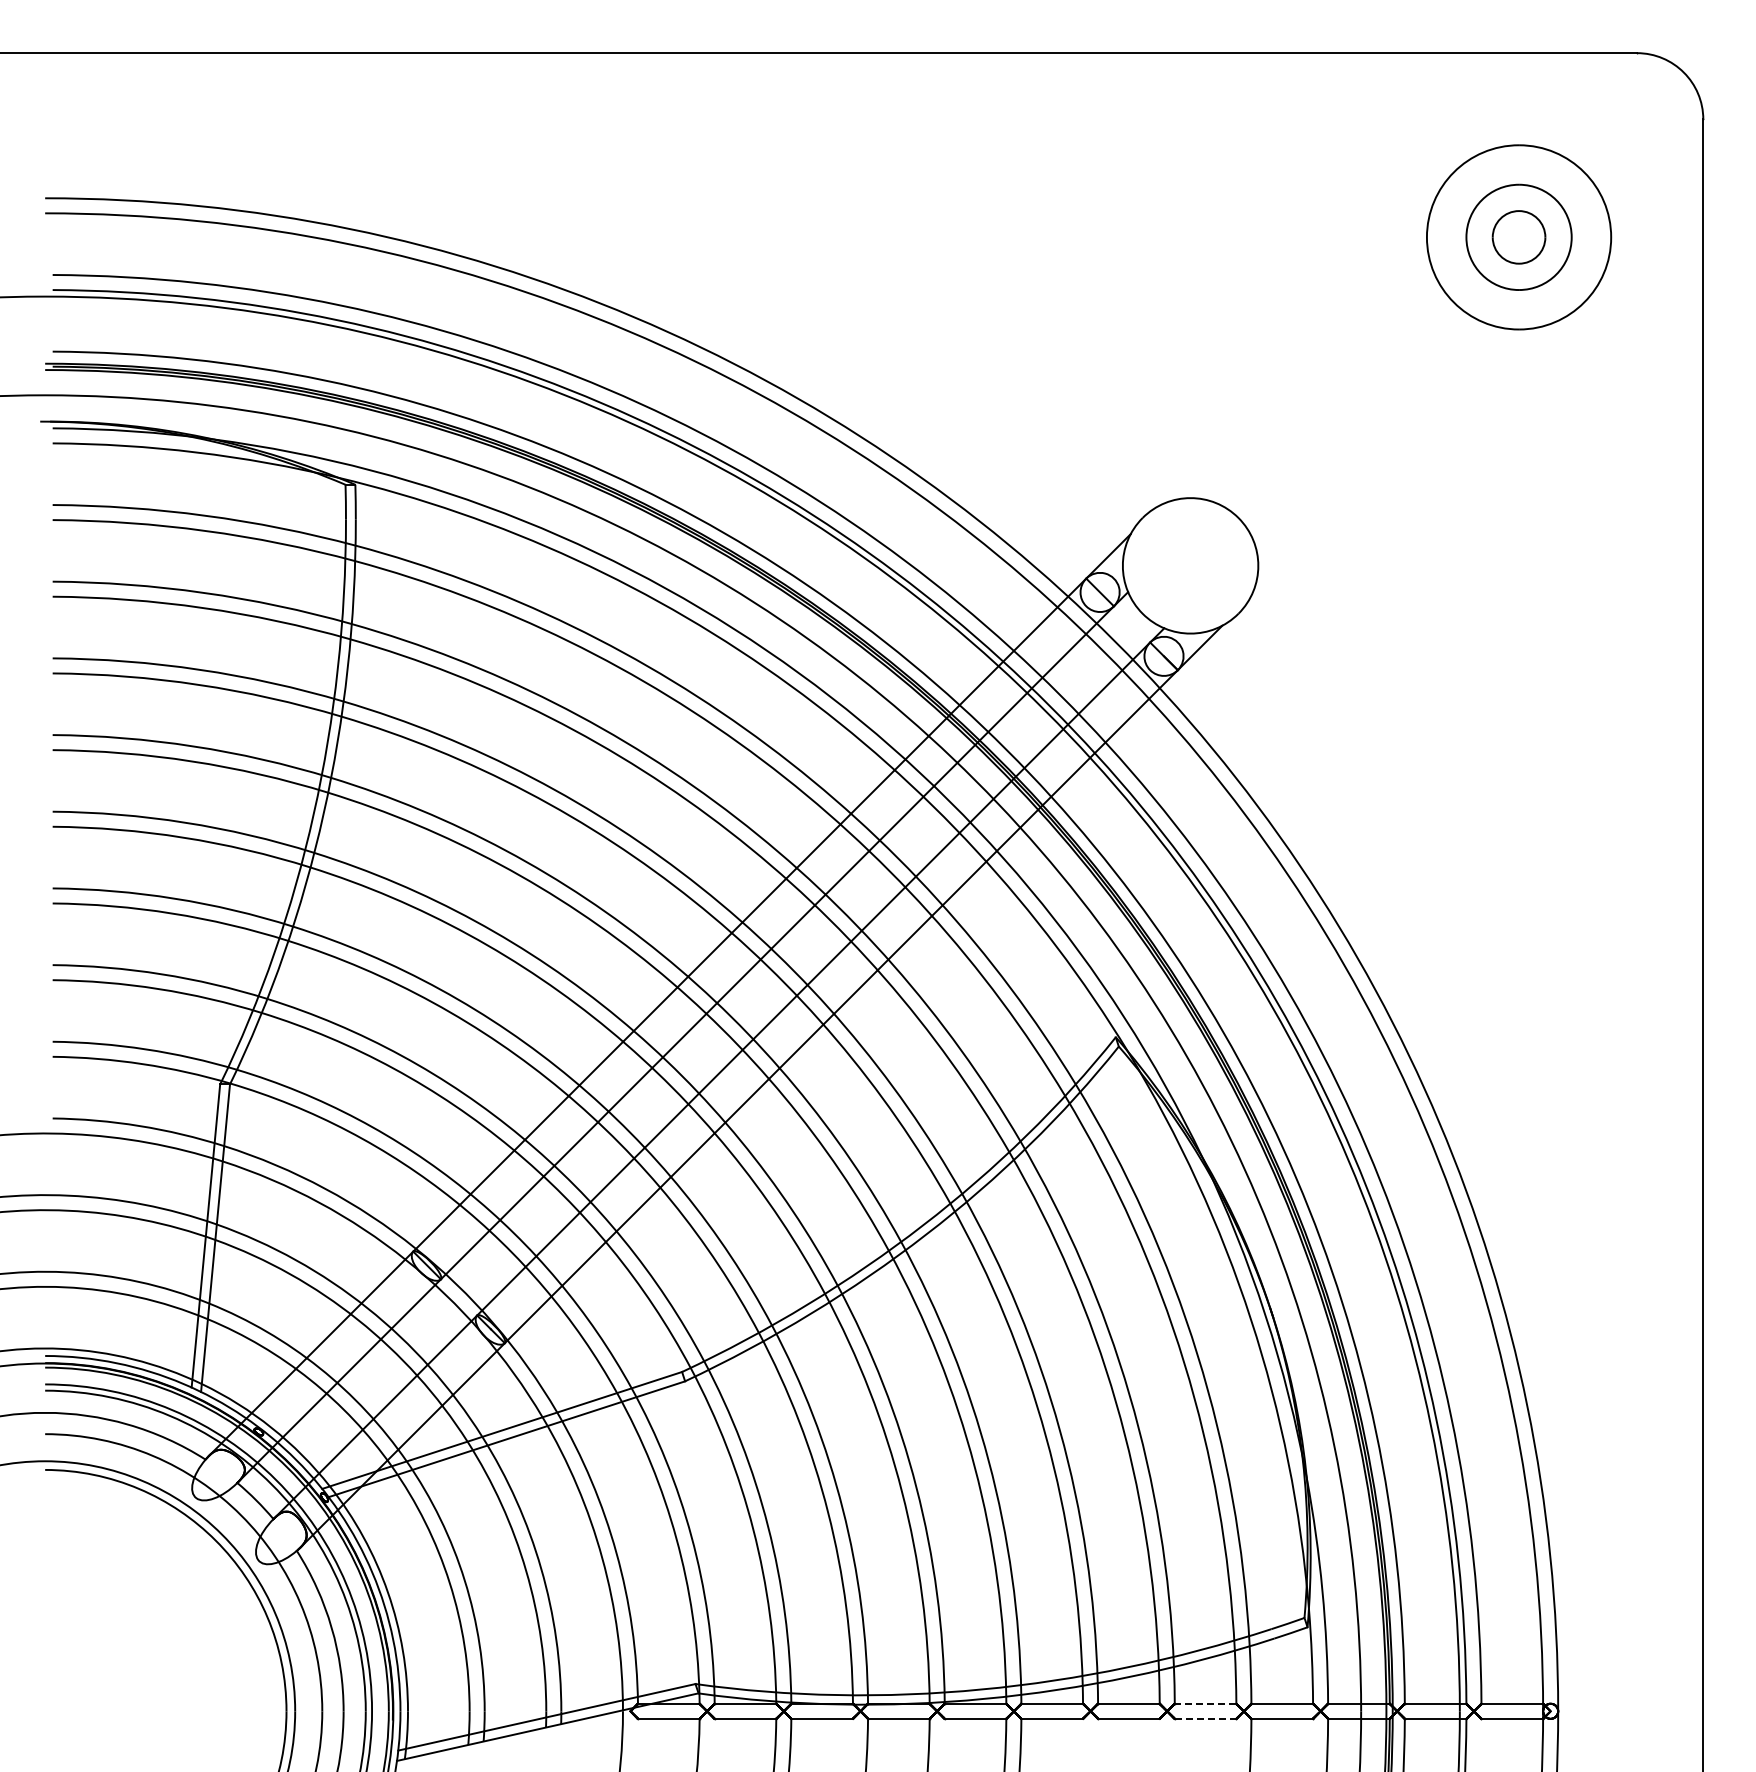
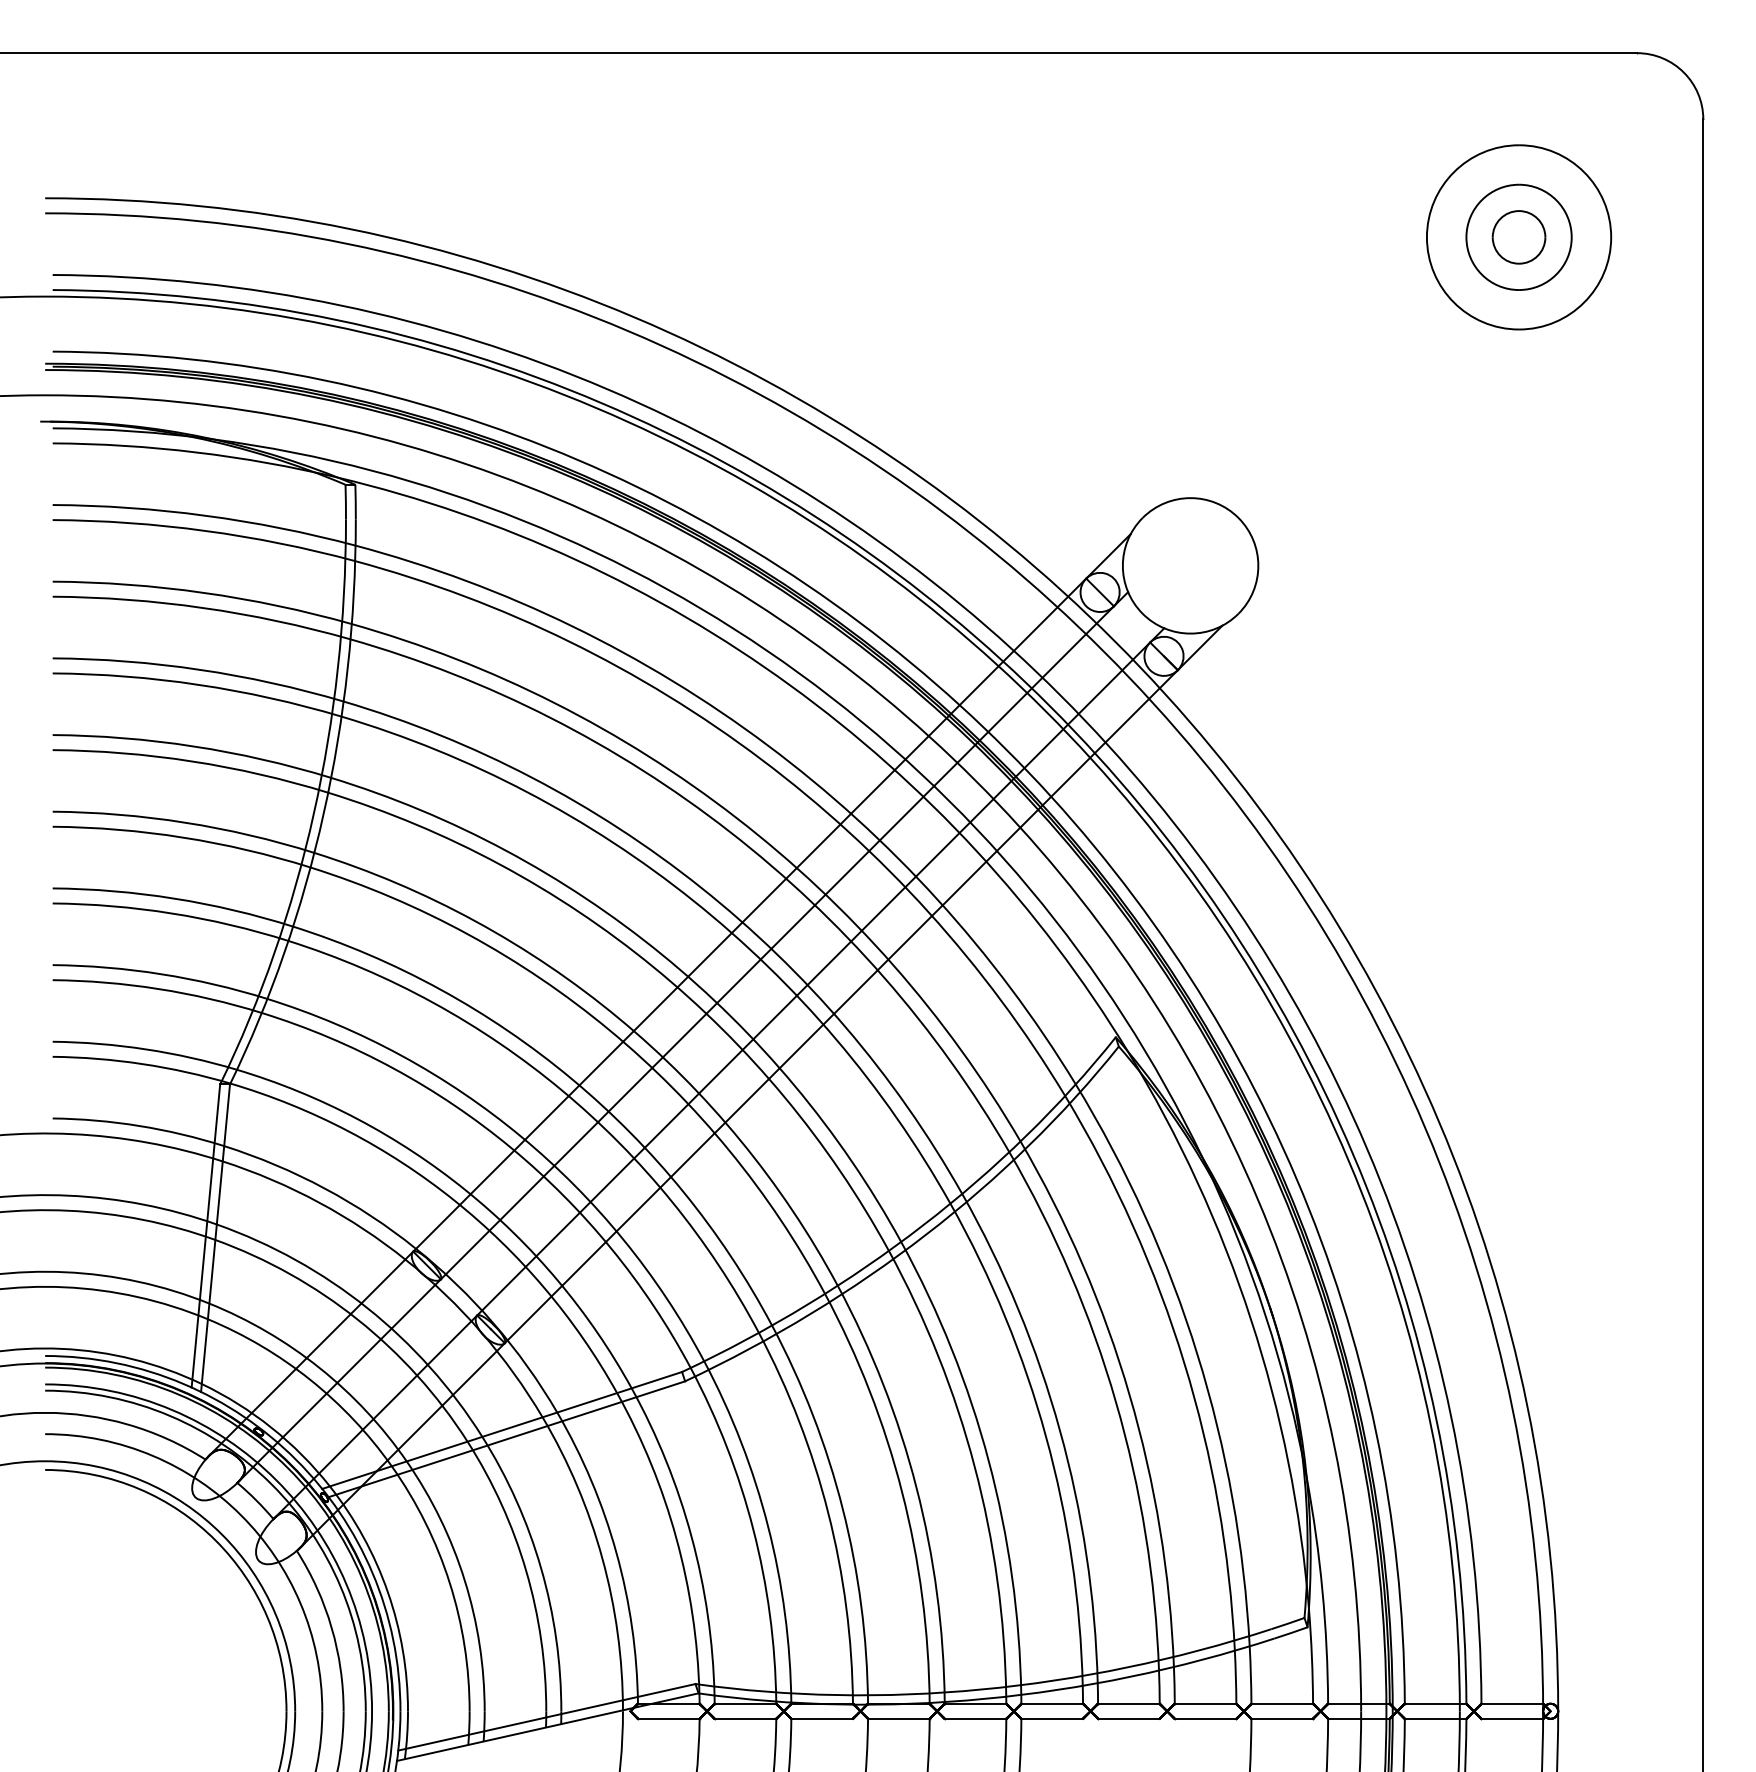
line: dashed -> solid (1205, 1703)
line: dashed -> solid (1205, 1718)
